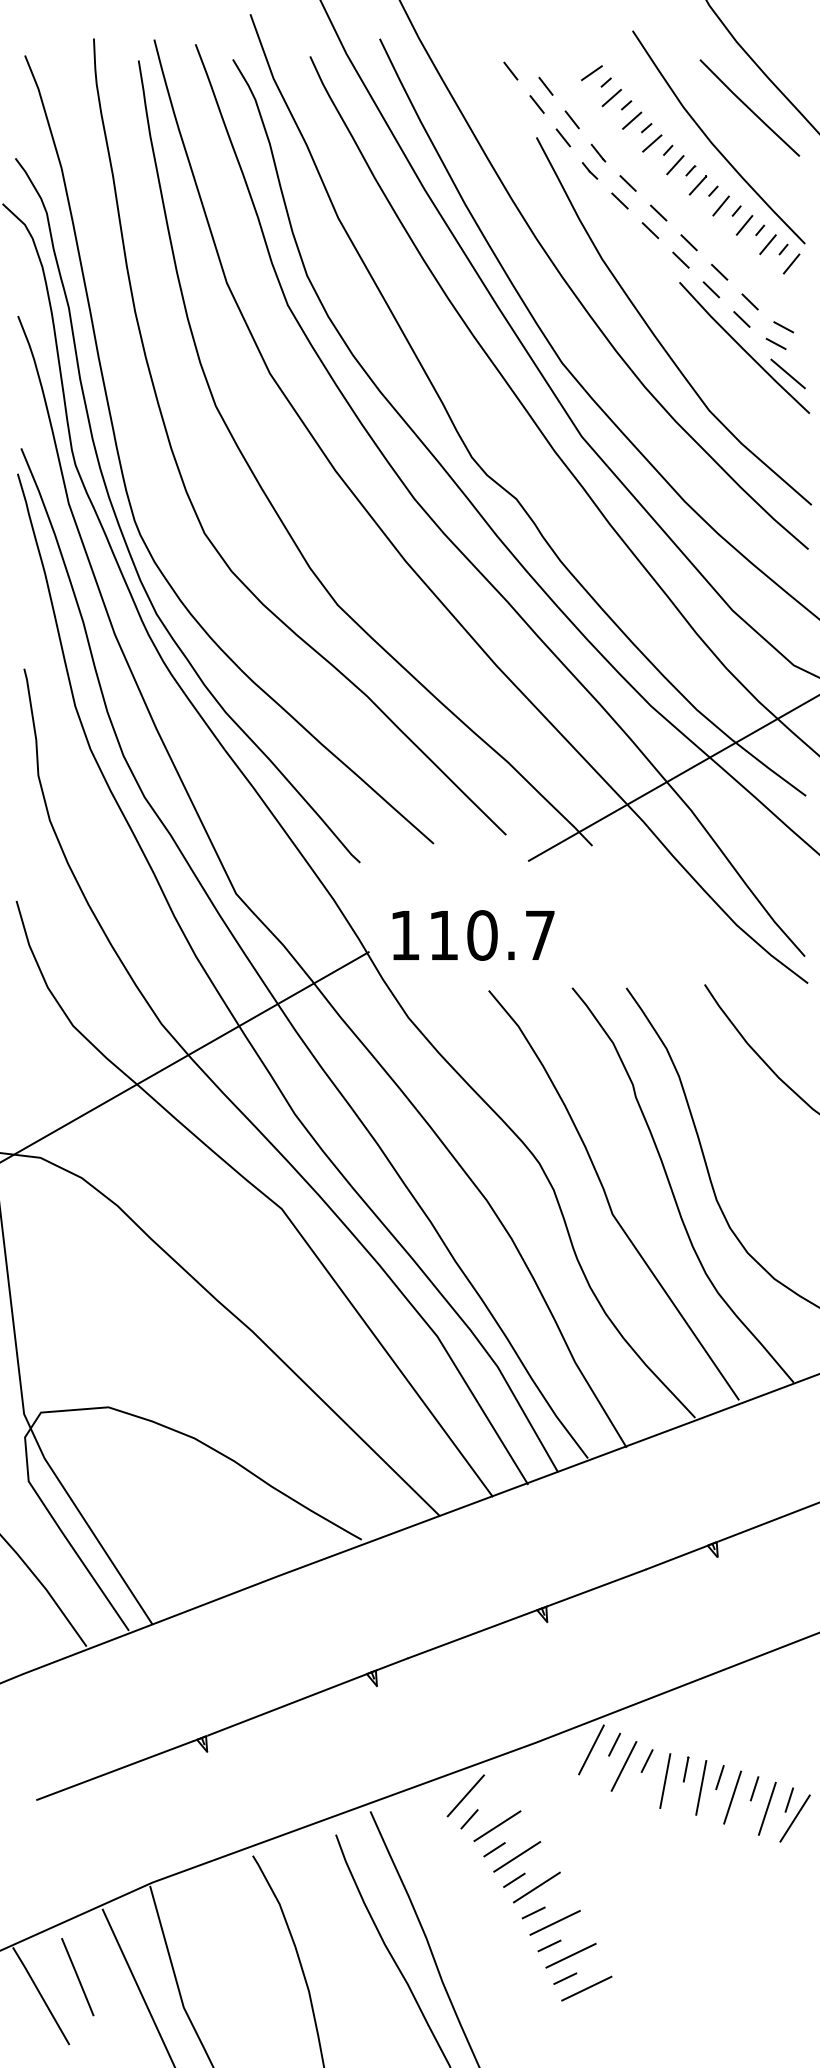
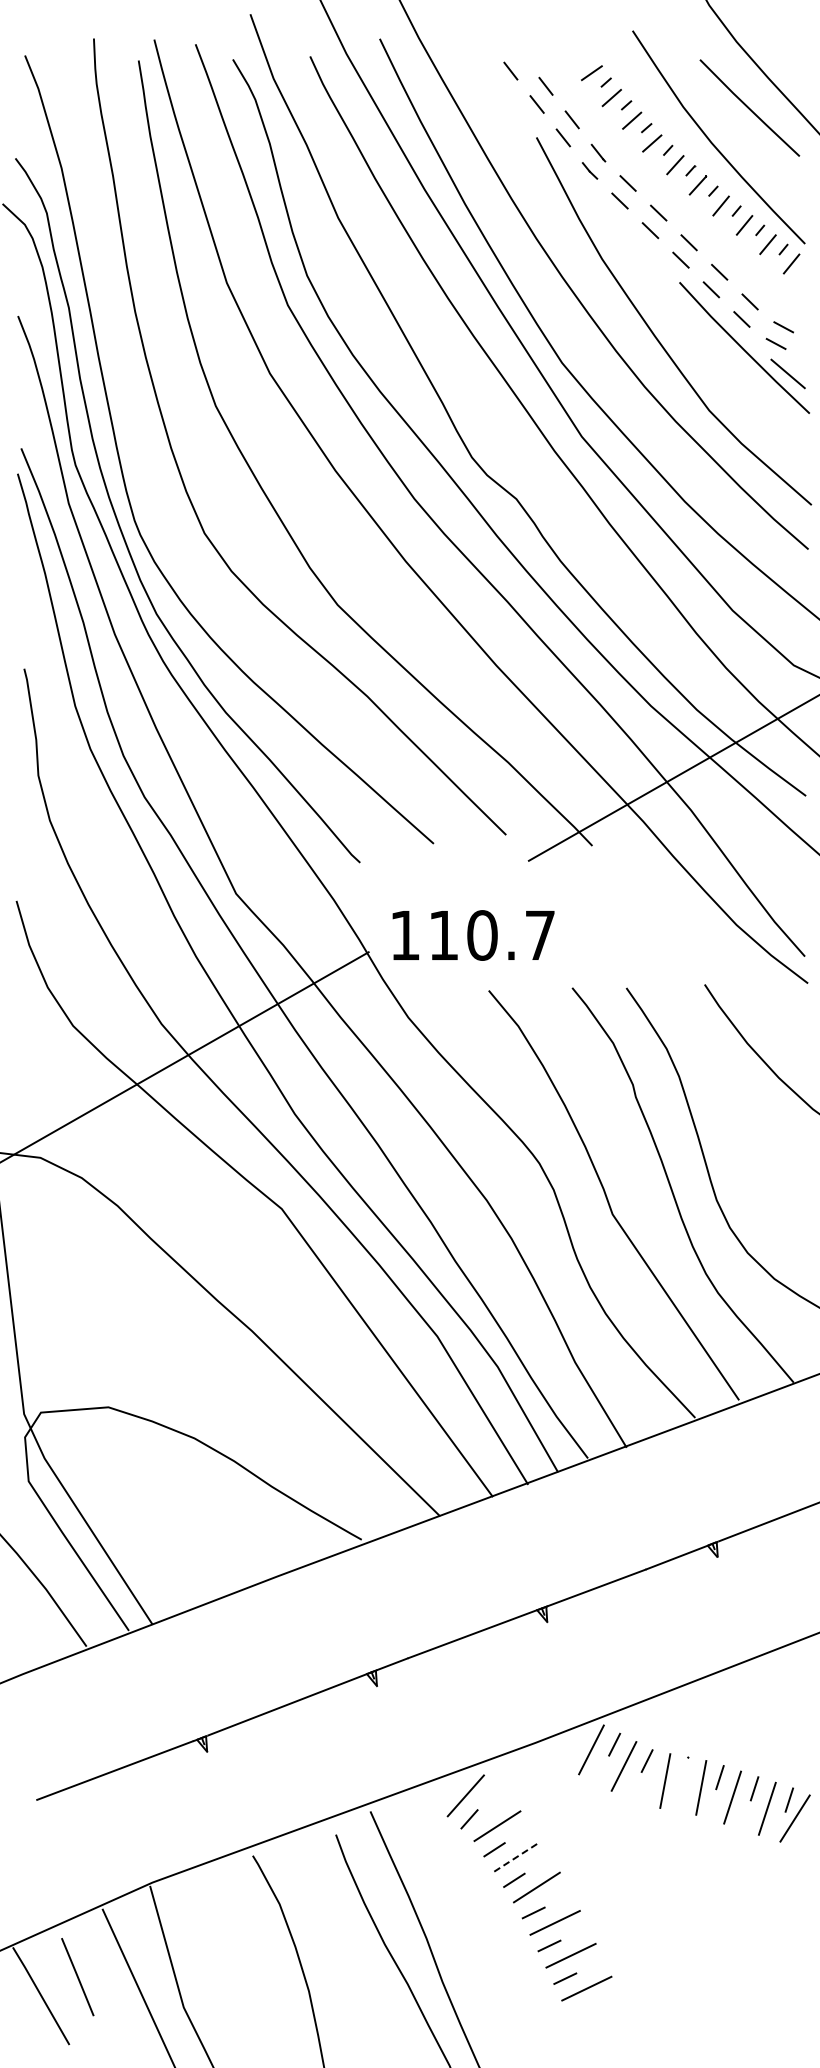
line: present -> none (685, 1769)
line: solid -> dashed (517, 1856)
